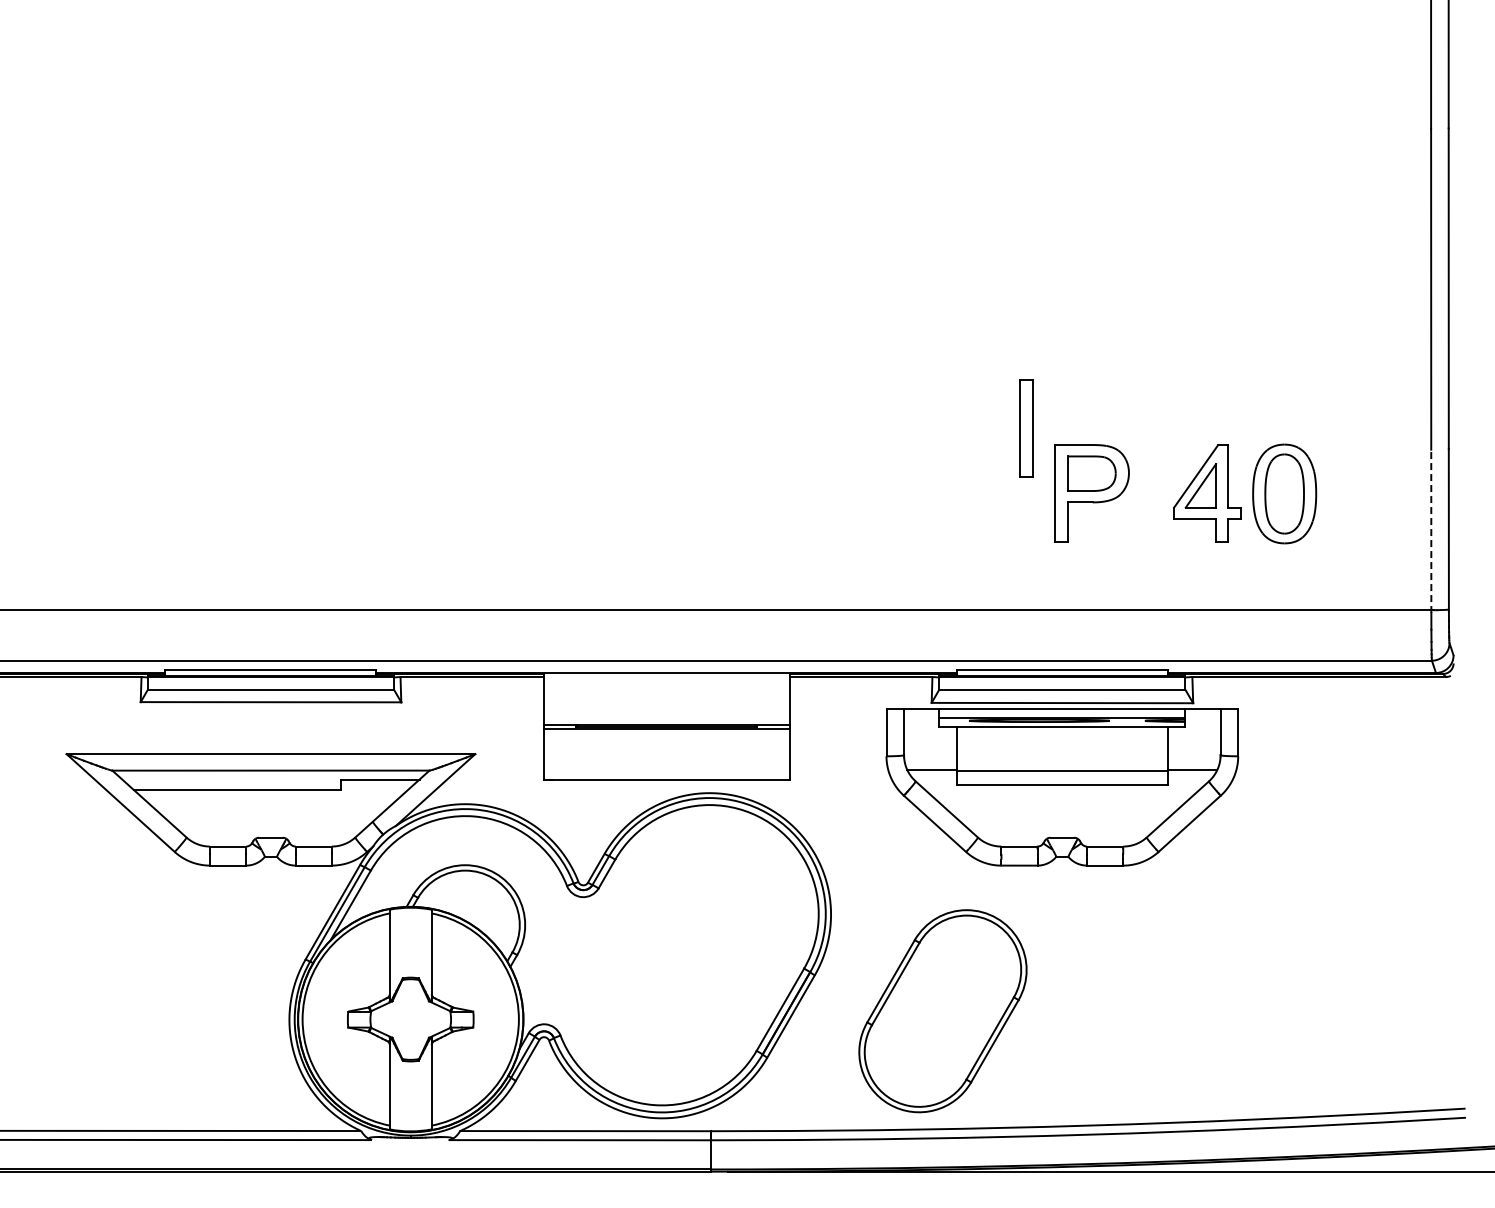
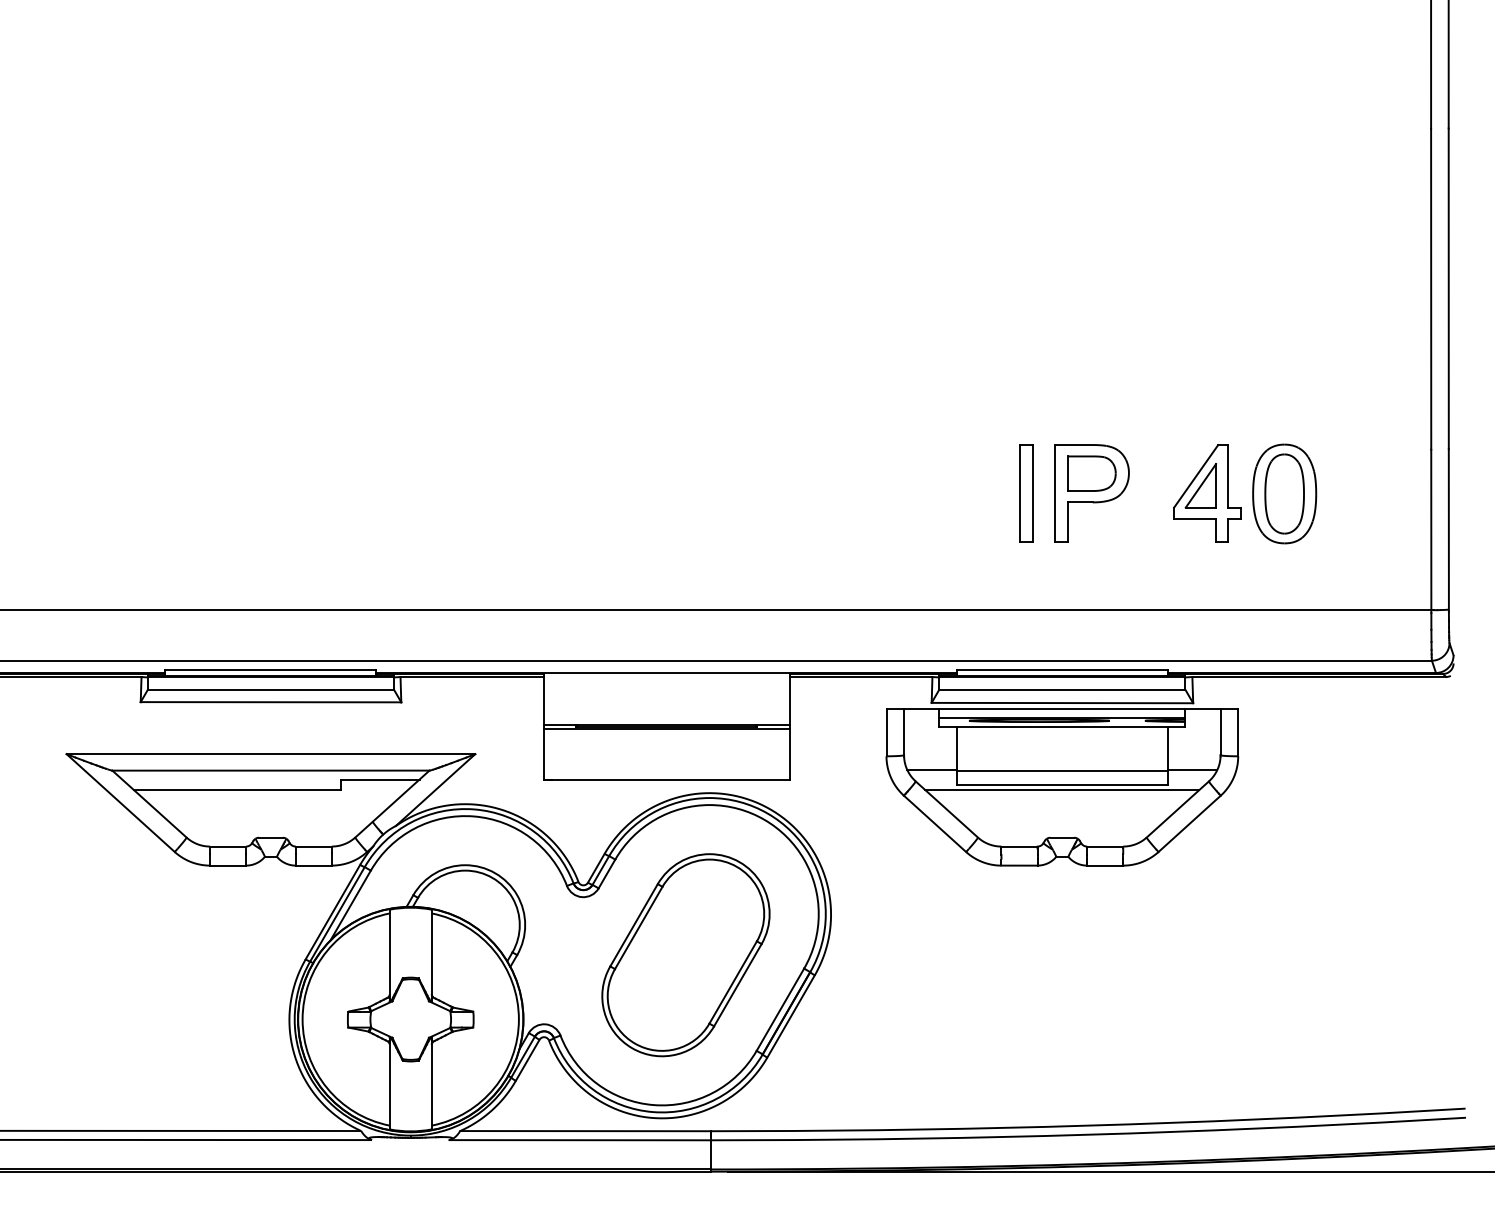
part position: (1026, 428) -> (1026, 493) (1026, 493)
line: dashed -> solid (1431, 531)
line: none -> present (1062, 790)
part position: (942, 1011) -> (685, 955) (685, 955)
